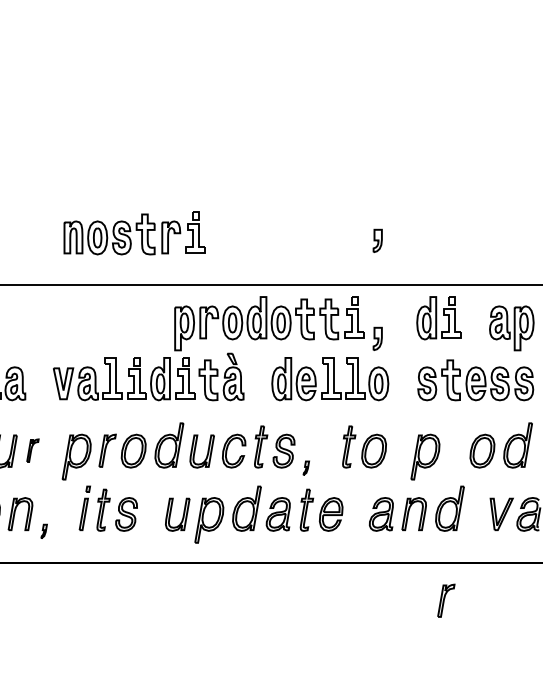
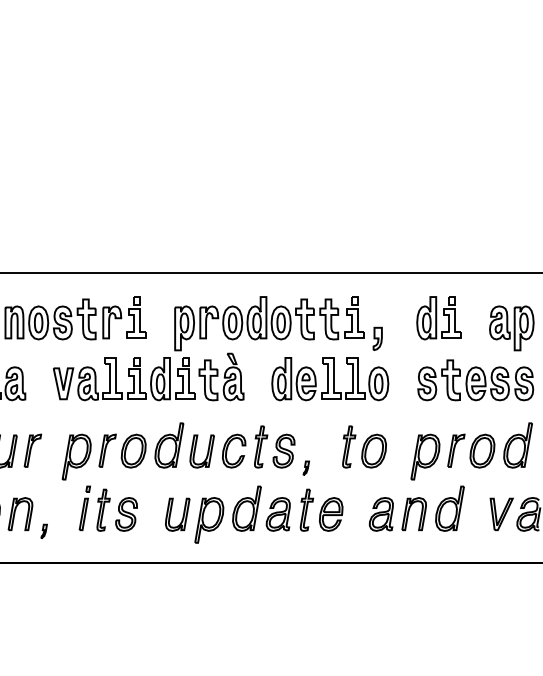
part position: (134, 233) -> (75, 318) (75, 318)
part: present -> none (377, 240)
line position: (270, 284) -> (270, 272) (270, 272)
part size: 14x25 px -> 20x35 px (32, 450)
part position: (446, 600) -> (456, 450) (456, 450)
